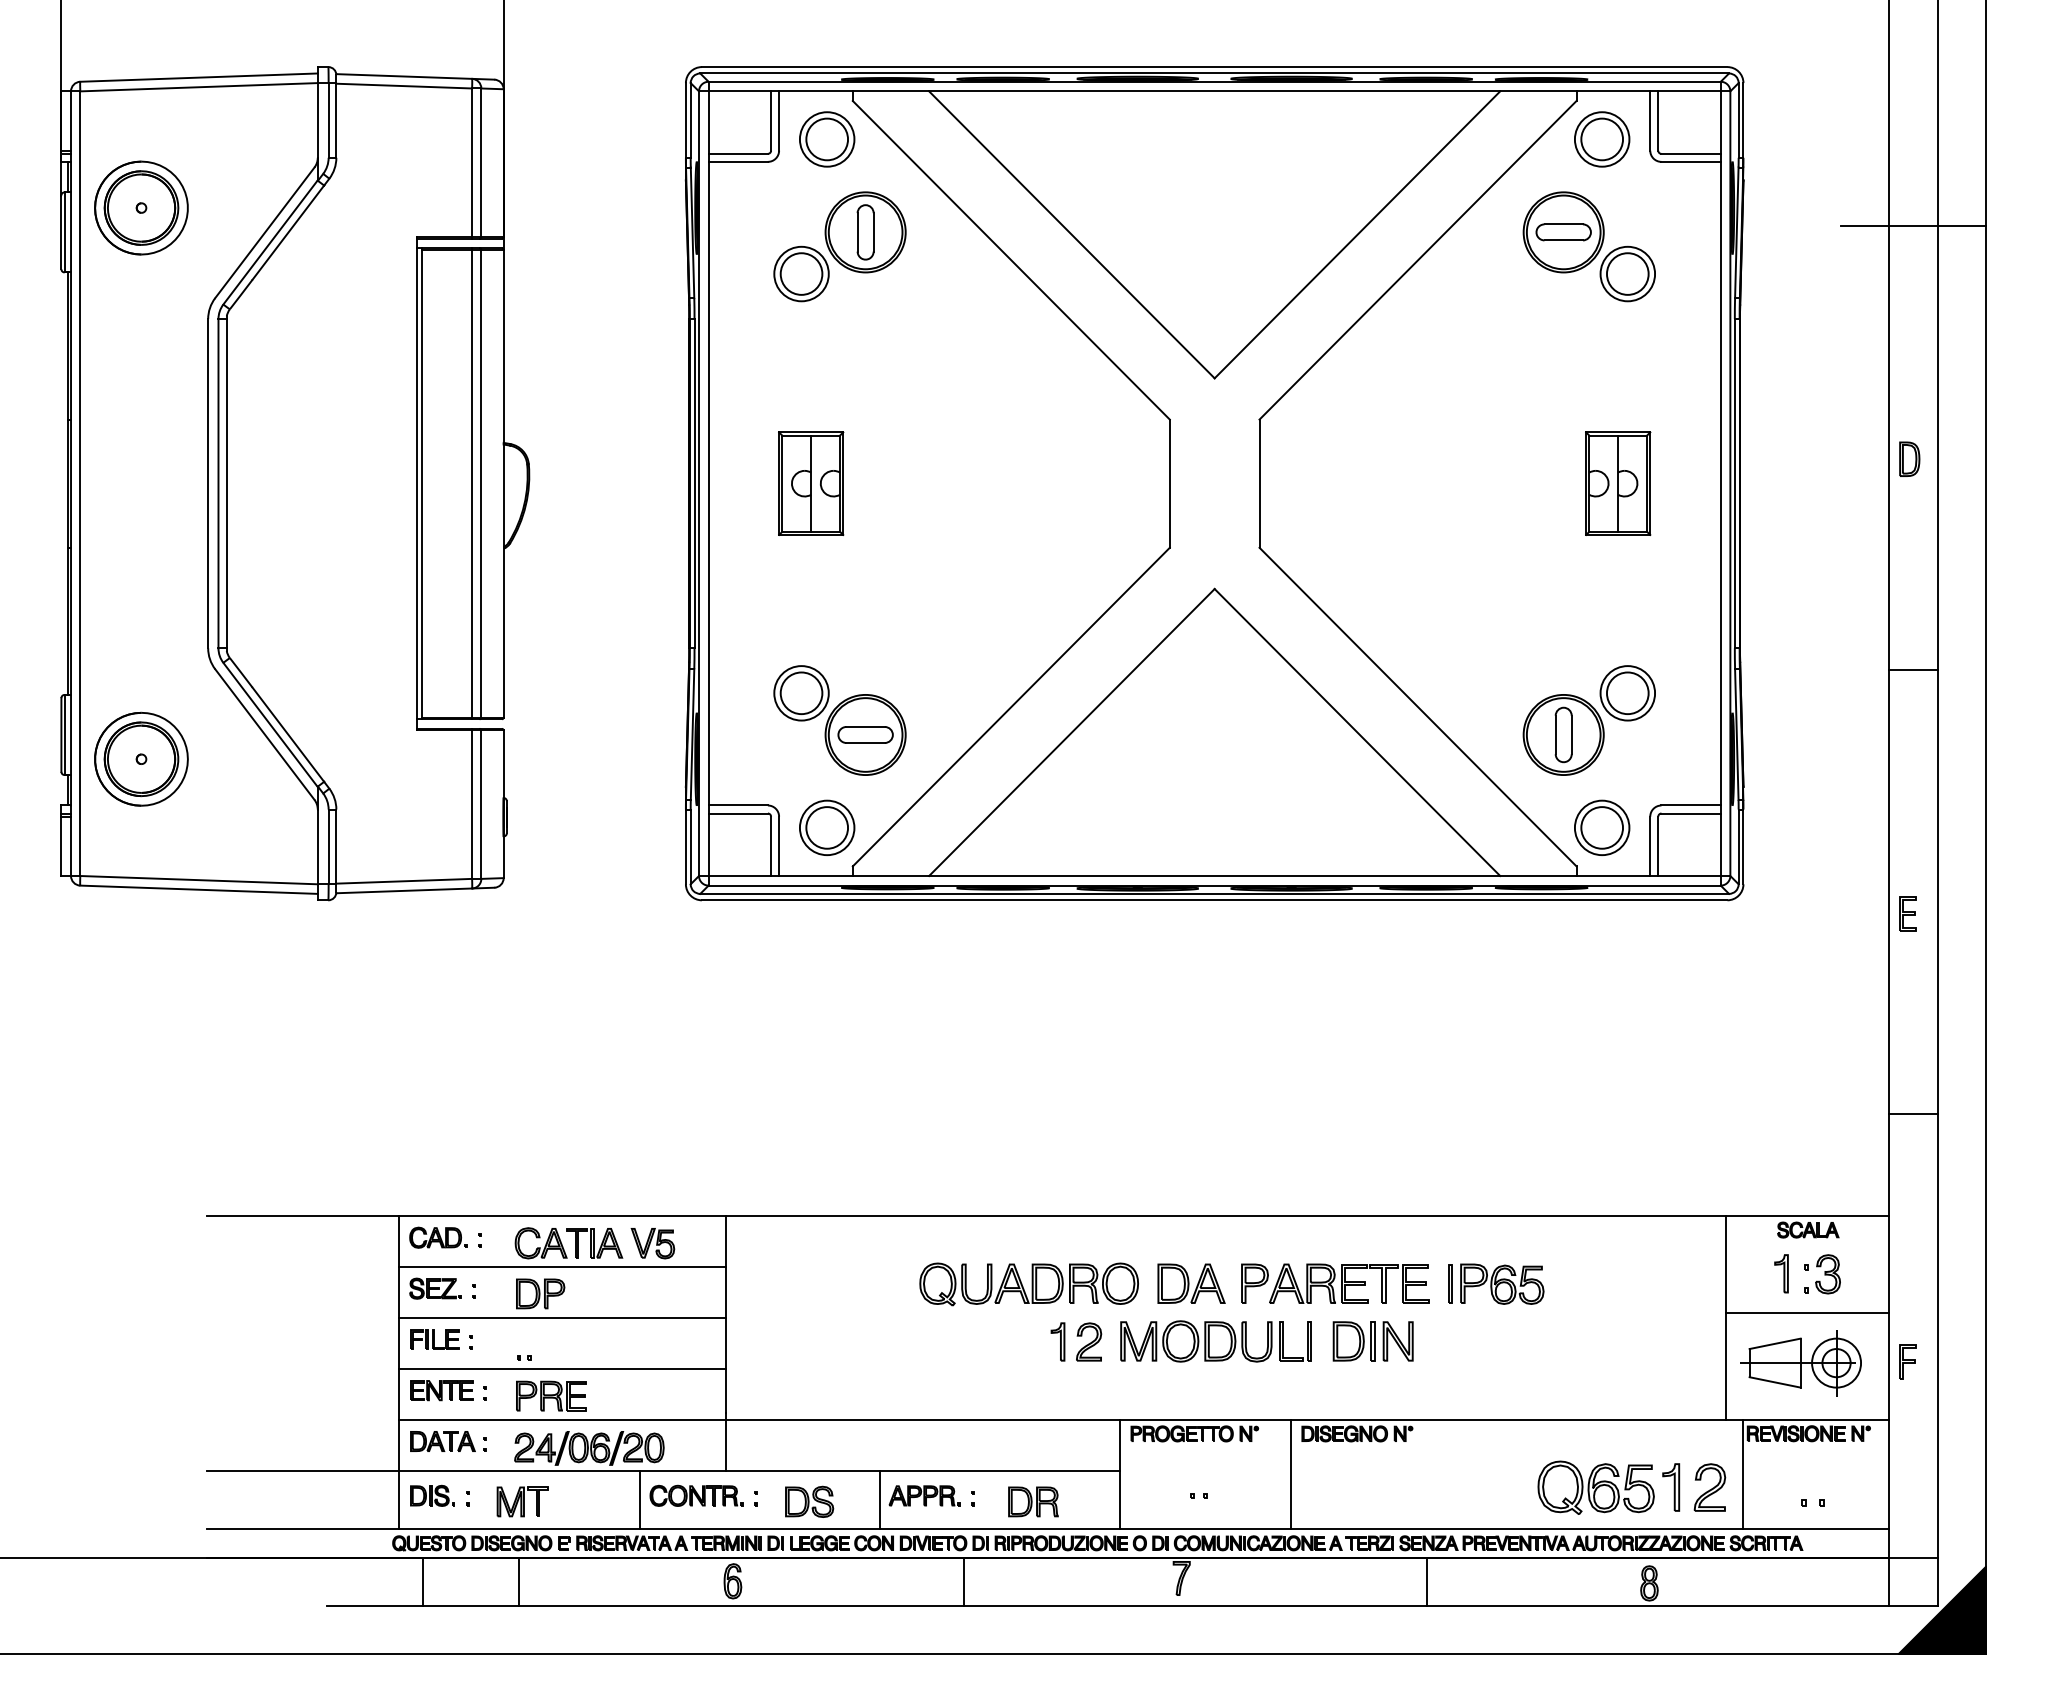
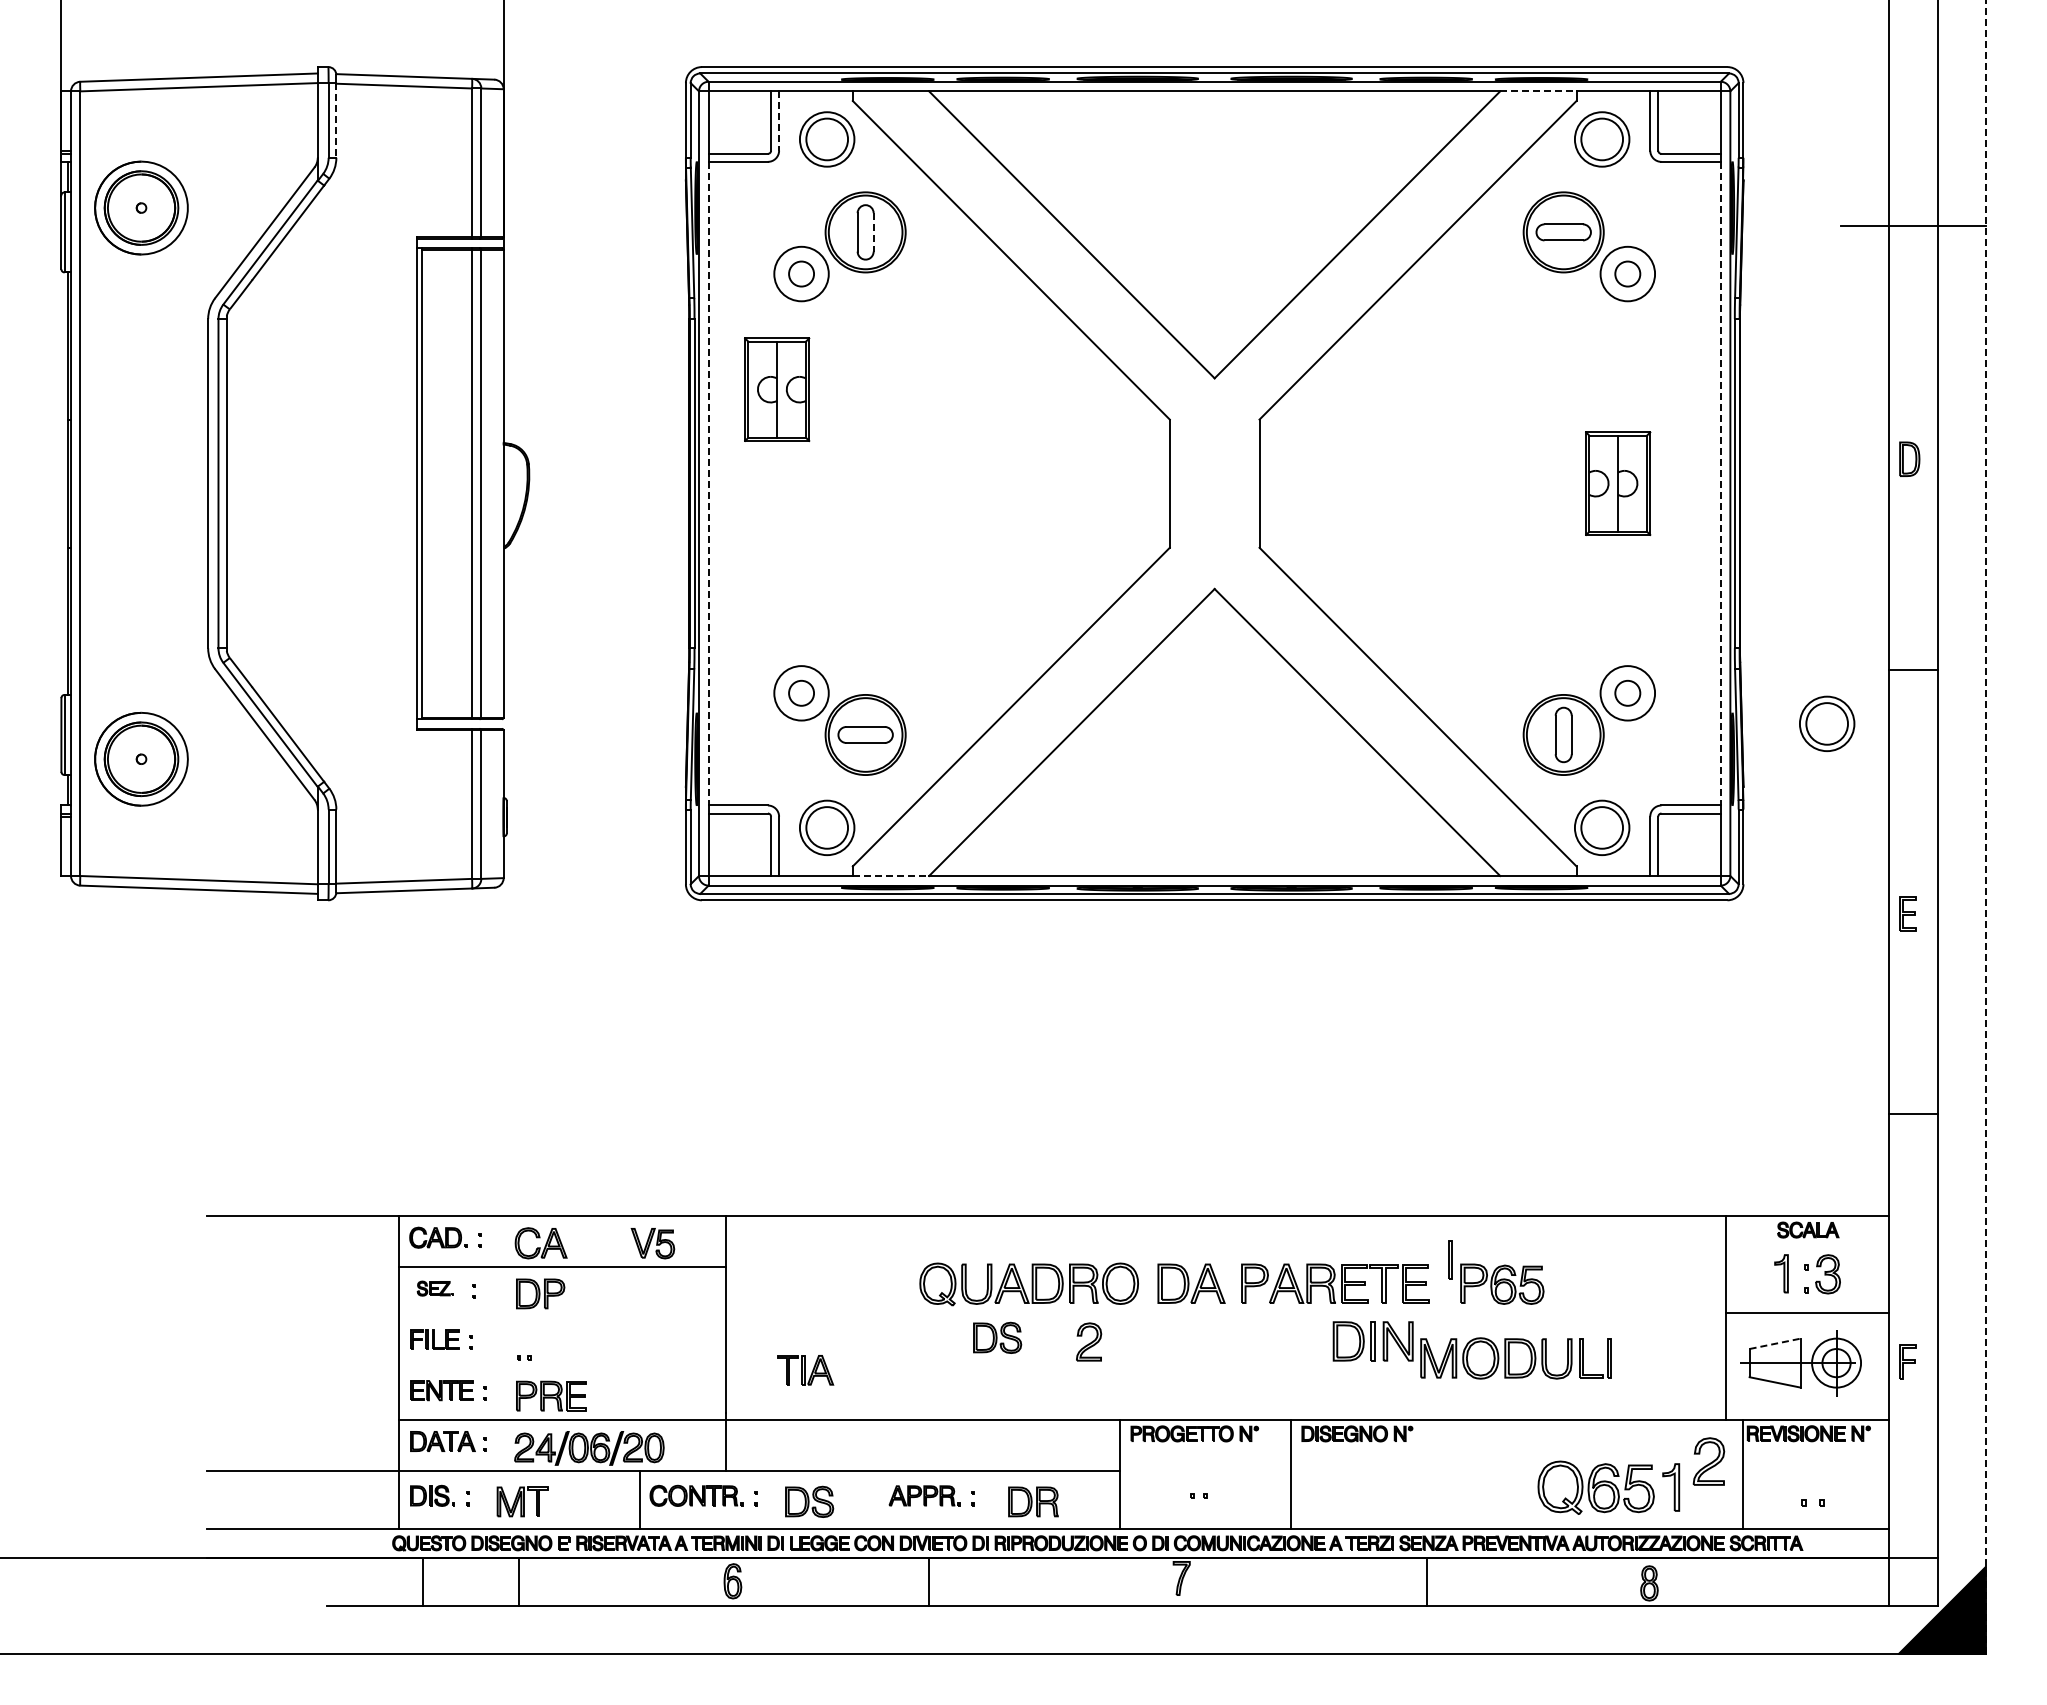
line: solid -> dashed (1538, 91)
line: solid -> dashed (336, 120)
line: solid -> dashed (779, 121)
line: solid -> dashed (873, 232)
circle diameter: 42 px -> 25 px (801, 273)
circle diameter: 42 px -> 25 px (1627, 273)
line: solid -> dashed (708, 483)
part position: (811, 483) -> (777, 389) (777, 389)
line: solid -> dashed (1720, 483)
circle diameter: 42 px -> 25 px (801, 692)
circle diameter: 42 px -> 25 px (1627, 692)
part: none -> present (1827, 723)
line: solid -> dashed (1985, 826)
line: solid -> dashed (891, 876)
part position: (594, 1243) -> (805, 1370) (805, 1370)
line position: (1449, 1283) -> (1449, 1259) (1449, 1259)
part size: 53x23 px -> 38x17 px (434, 1288)
line: present -> none (562, 1318)
part: none -> present (997, 1337)
part: present -> none (1057, 1341)
part position: (1215, 1341) -> (1515, 1358) (1515, 1358)
line: solid -> dashed (1775, 1343)
line: present -> none (562, 1369)
part position: (1709, 1487) -> (1708, 1461) (1708, 1461)
line: present -> none (879, 1499)
line position: (964, 1581) -> (929, 1581) (929, 1581)
